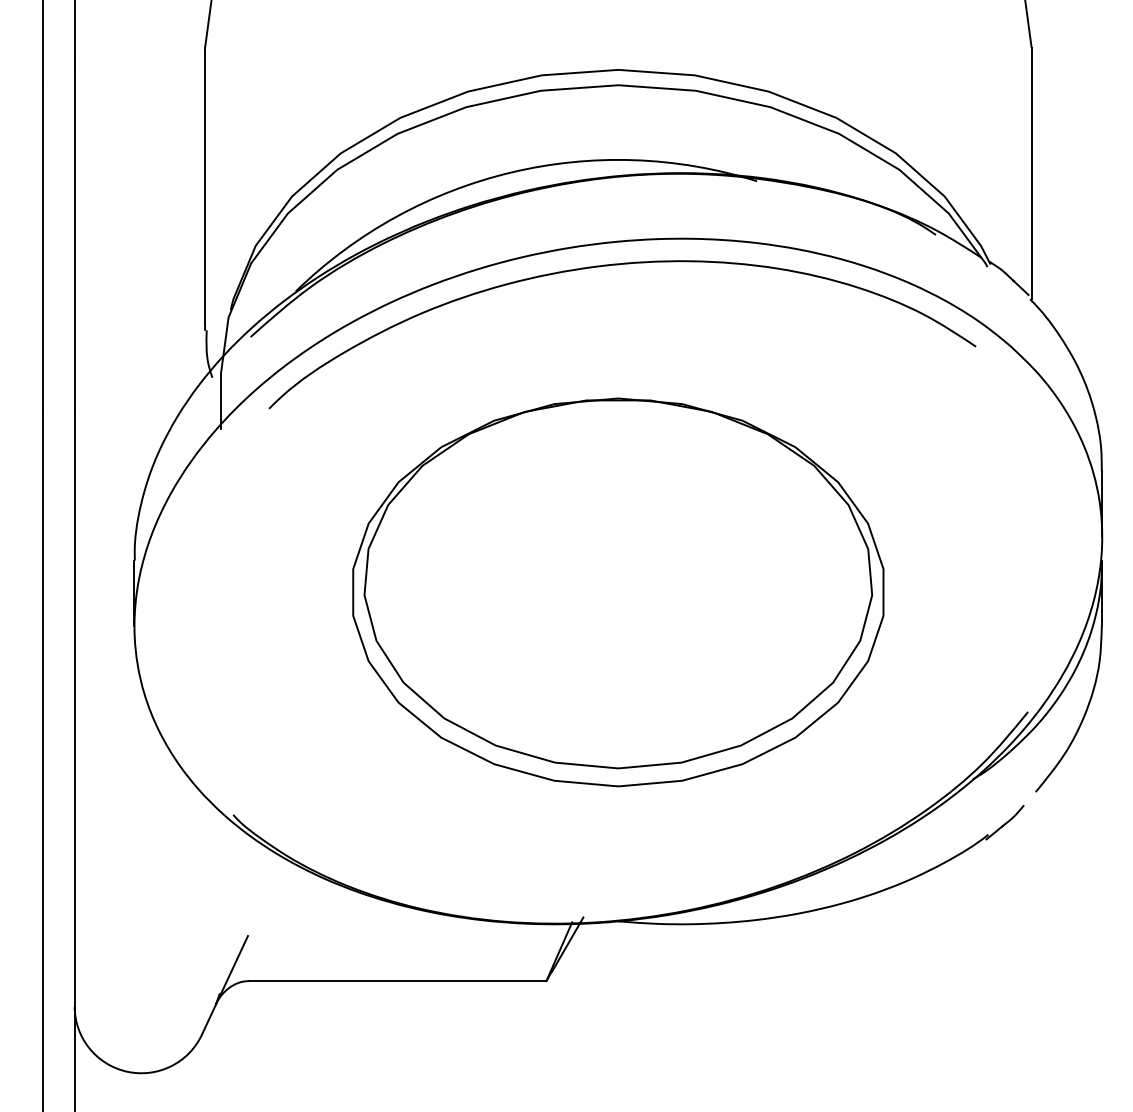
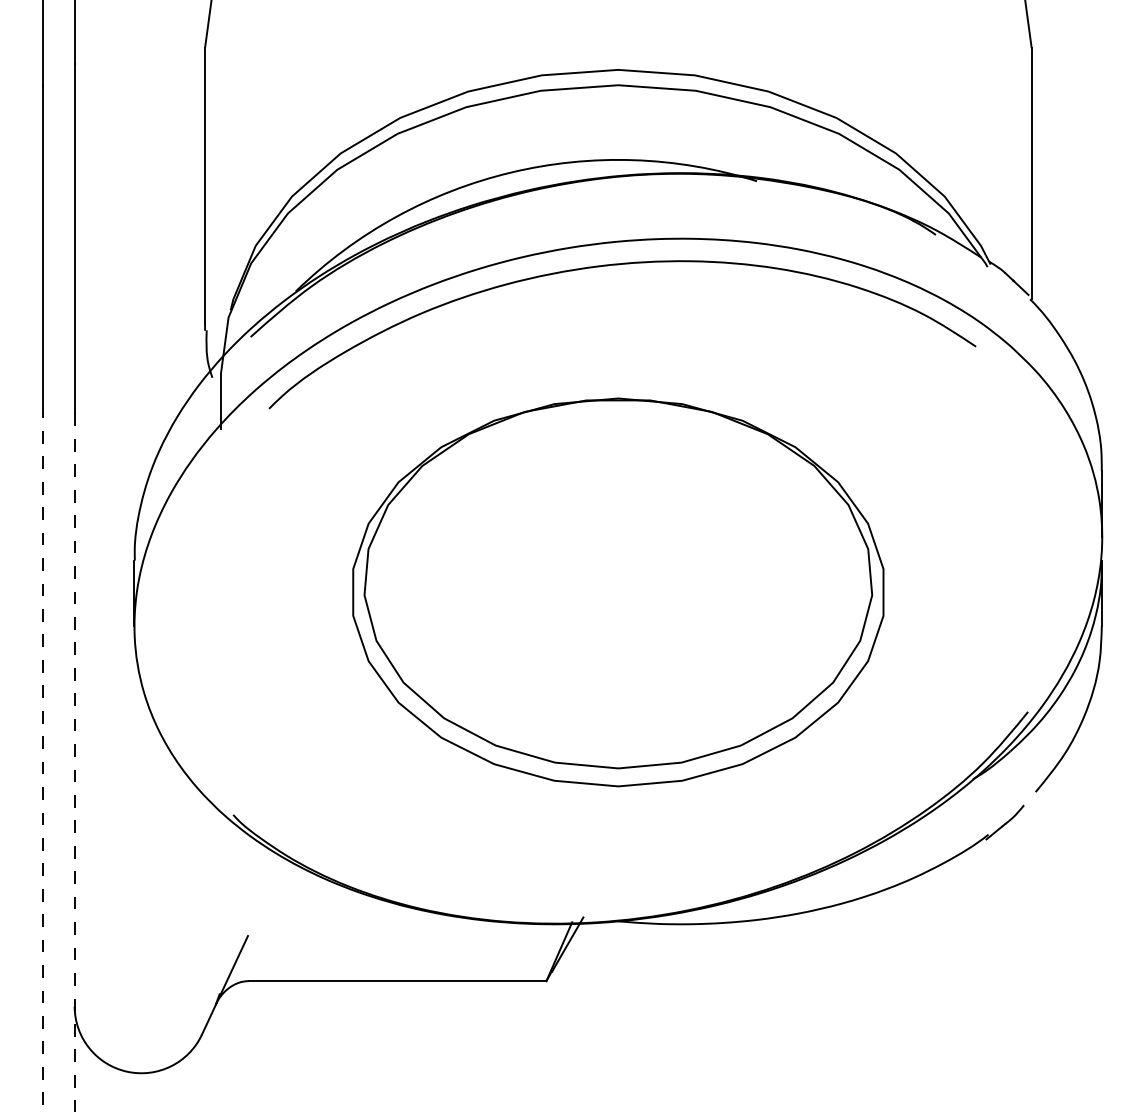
line: solid -> dashed (42, 762)
line: solid -> dashed (74, 762)
